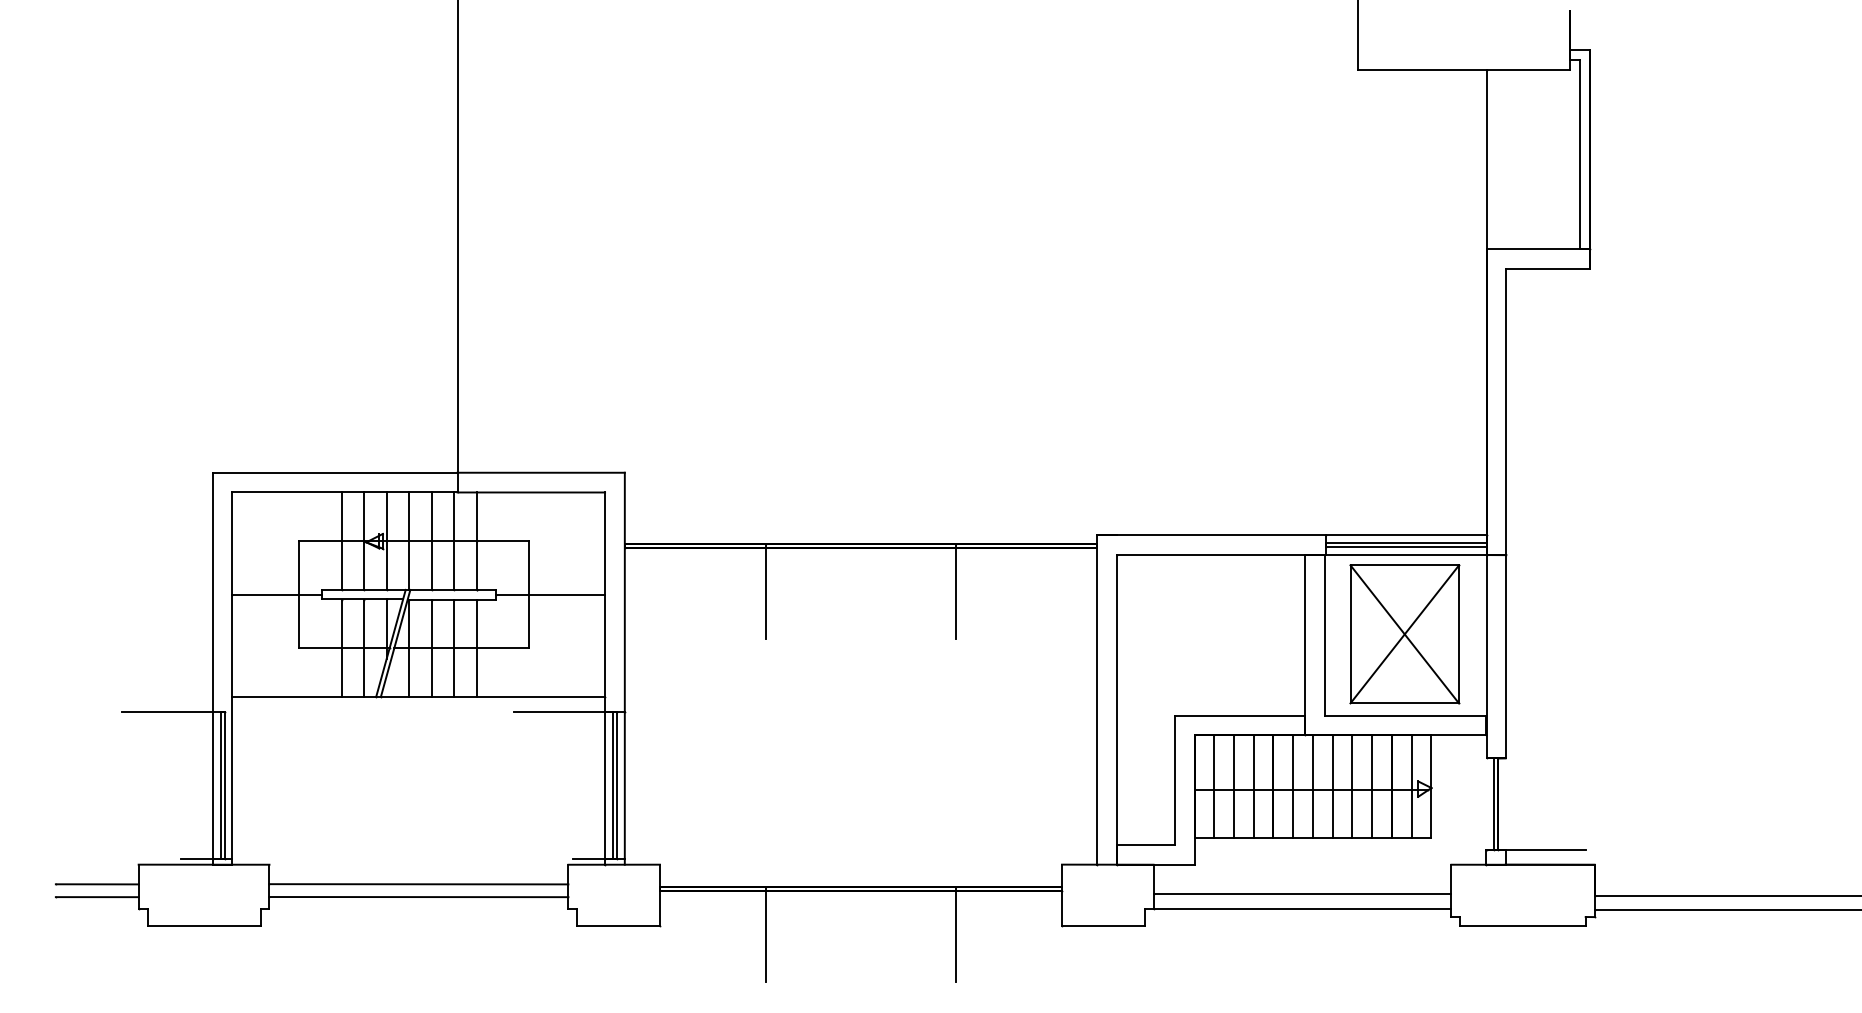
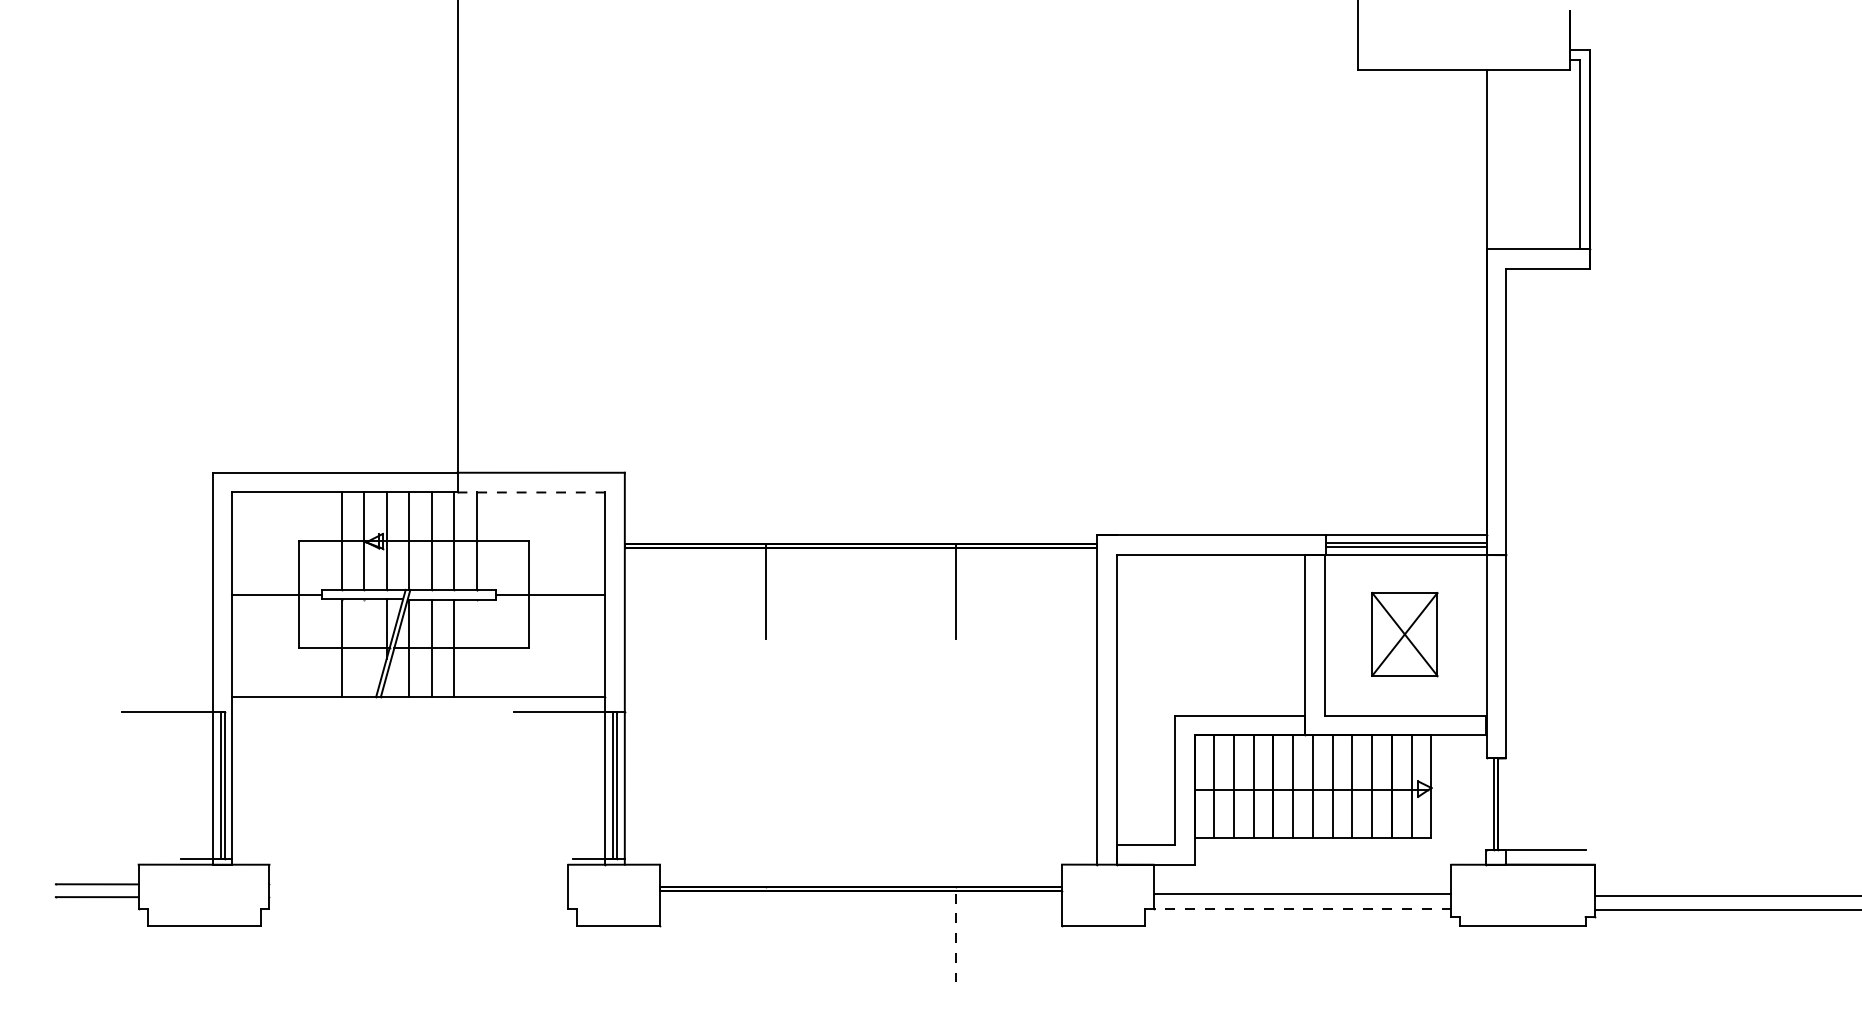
line: solid -> dashed (531, 492)
part size: 112x141 px -> 68x87 px (1404, 634)
line: present -> none (364, 647)
line: present -> none (476, 647)
line: present -> none (418, 884)
line: present -> none (418, 897)
line: solid -> dashed (1302, 908)
line: present -> none (765, 934)
line: solid -> dashed (956, 934)
